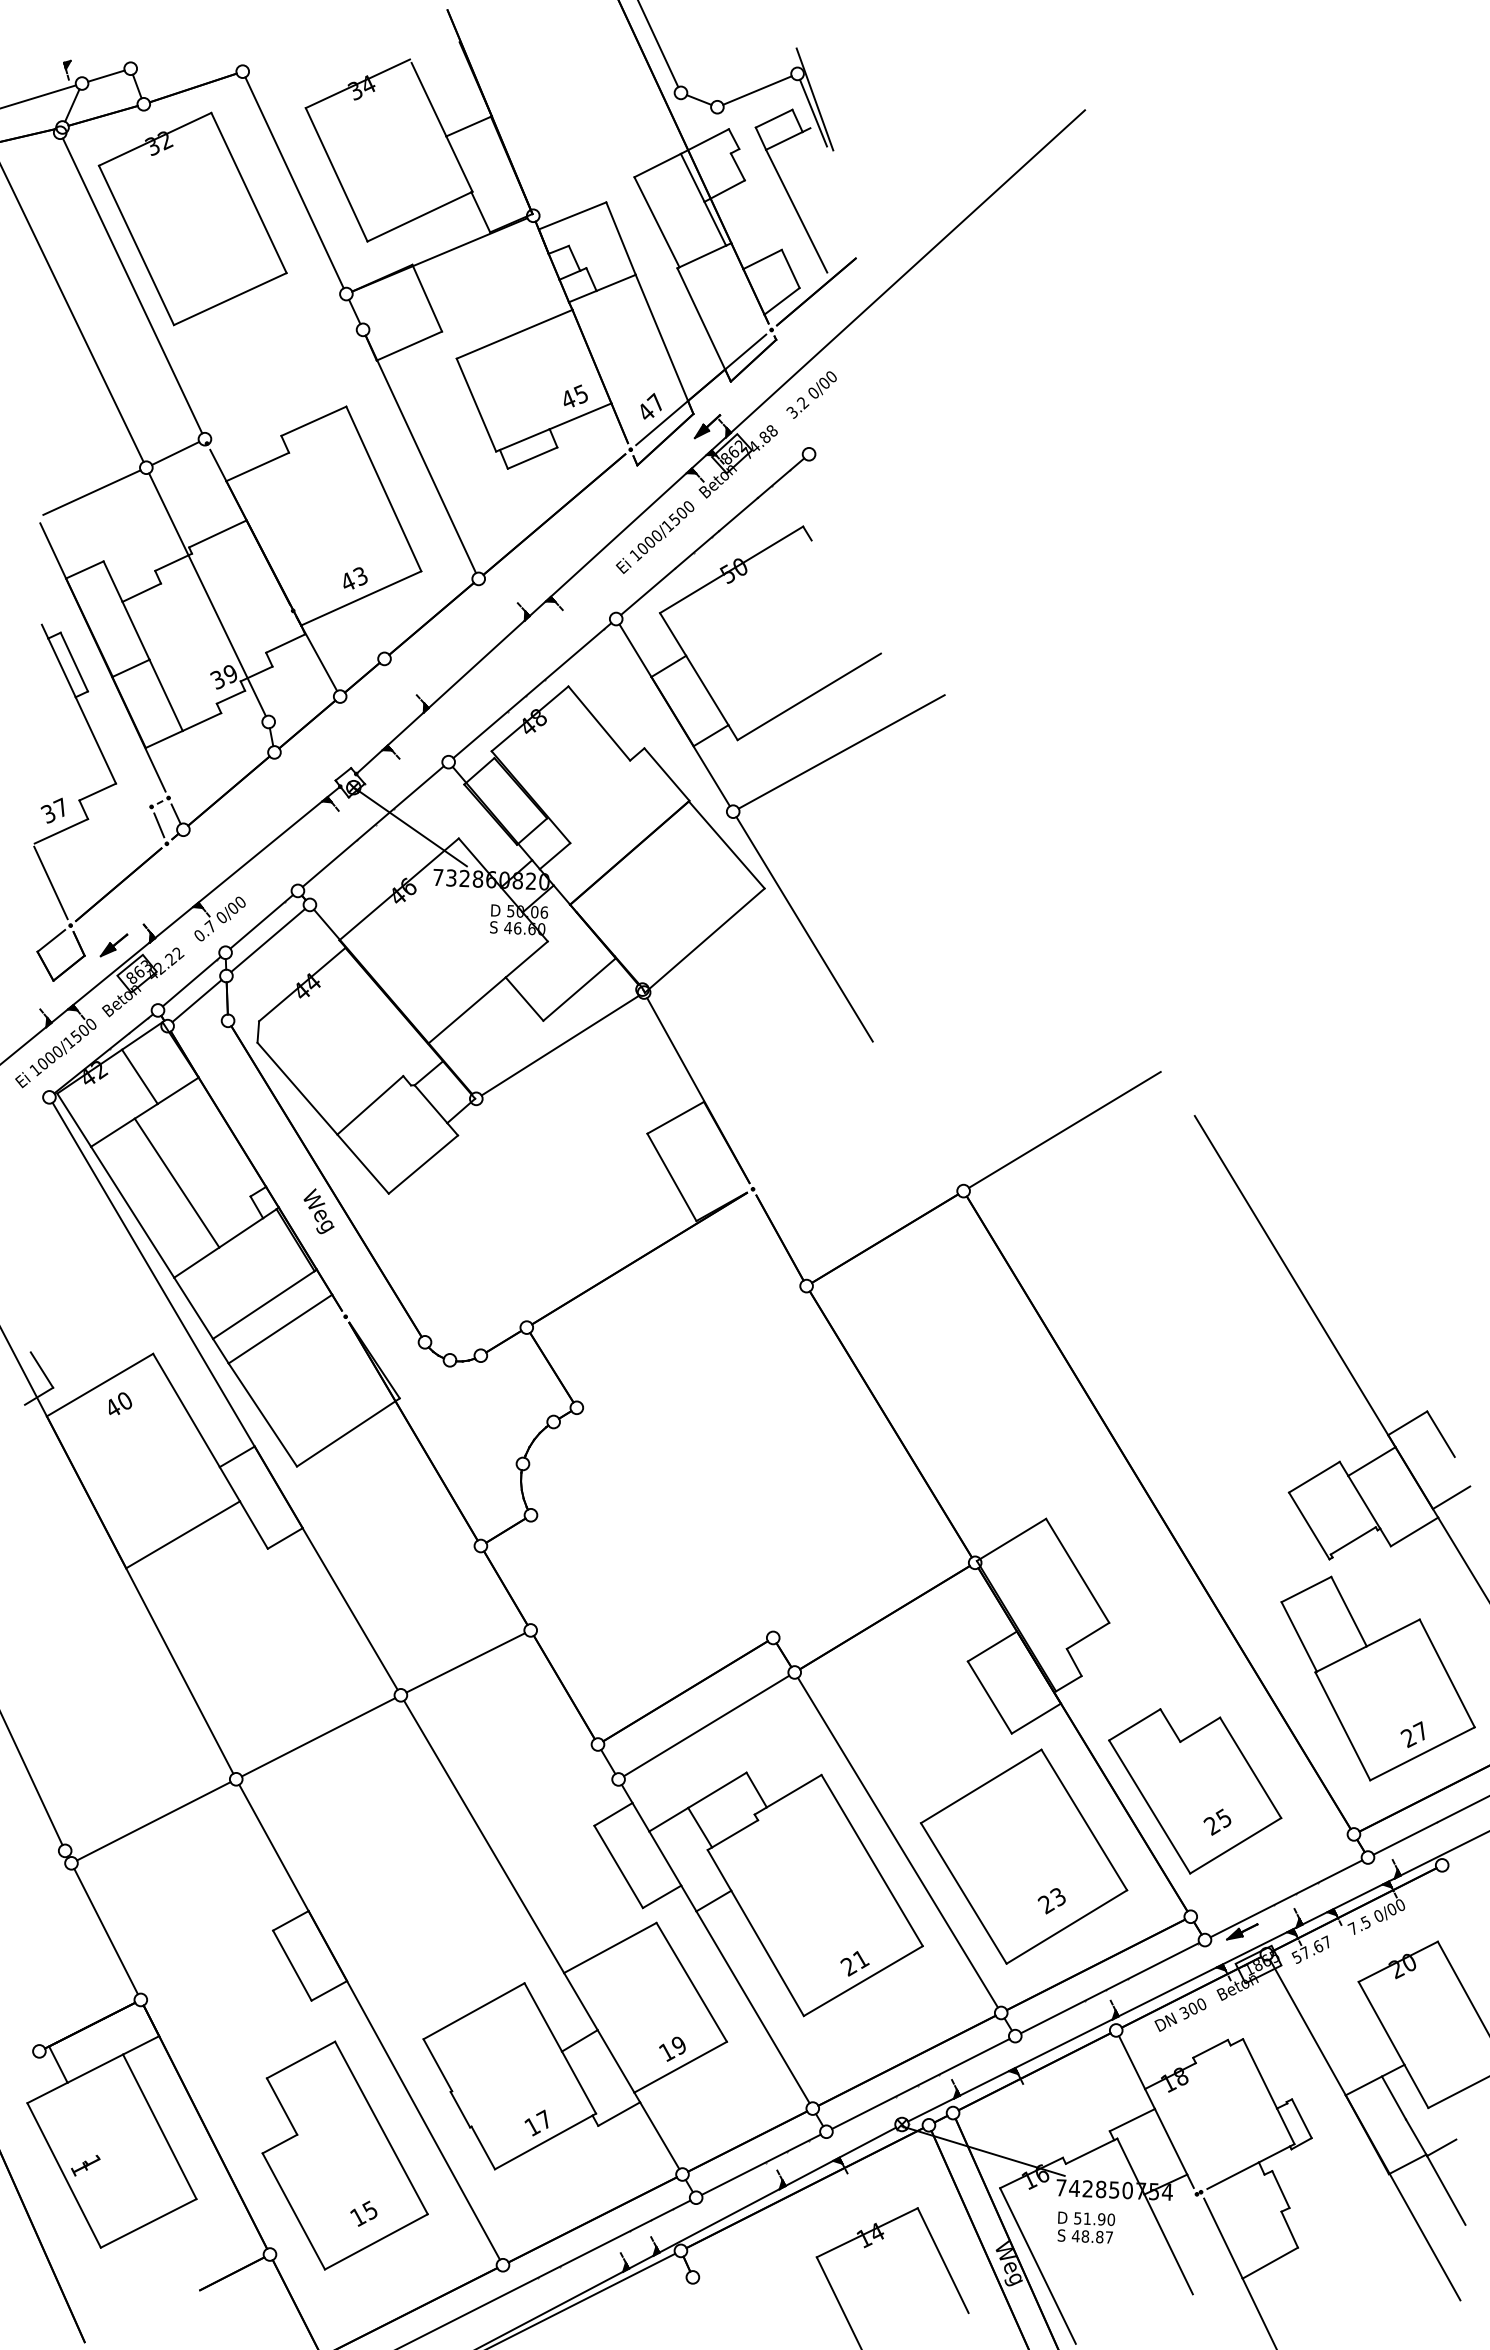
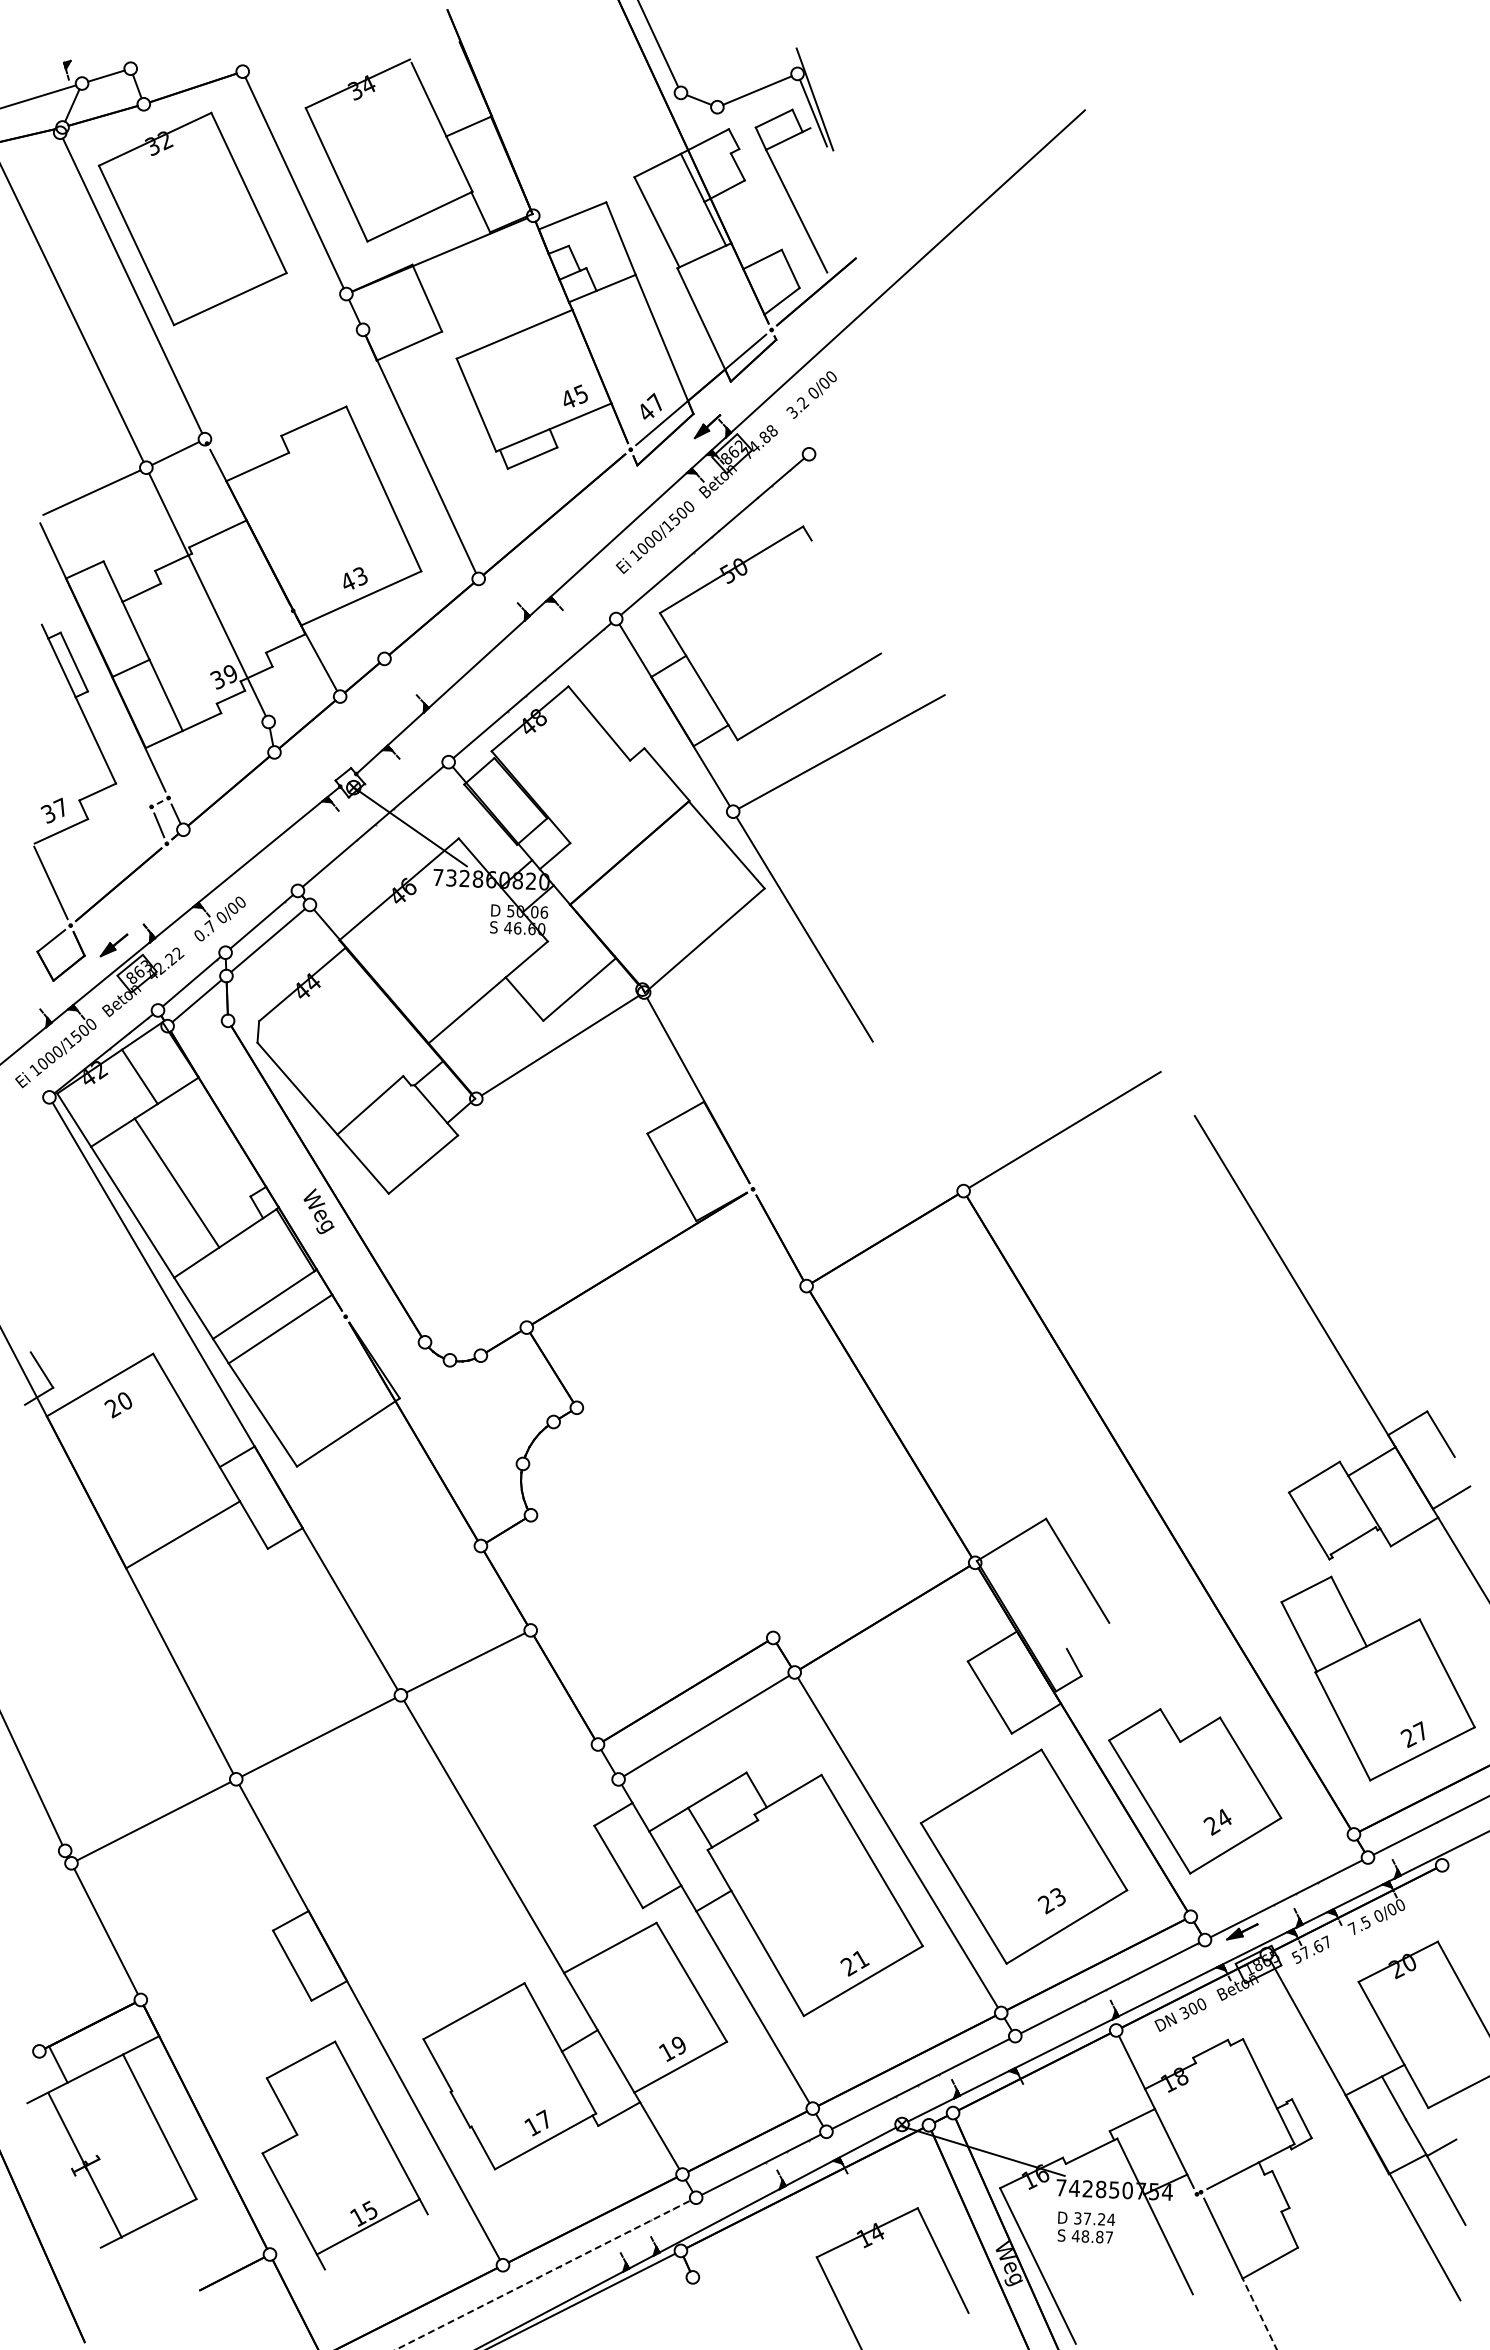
text: 40 -> 20 (112, 1408)
line: present -> none (1087, 1635)
text: 25 -> 24 (1223, 1818)
line position: (63, 2175) -> (84, 2165) (84, 2165)
text: 51.90 -> 37.24 (1094, 2218)
line position: (375, 2241) -> (367, 2226) (367, 2226)
line: solid -> dashed (543, 2274)
line: solid -> dashed (1259, 2313)
